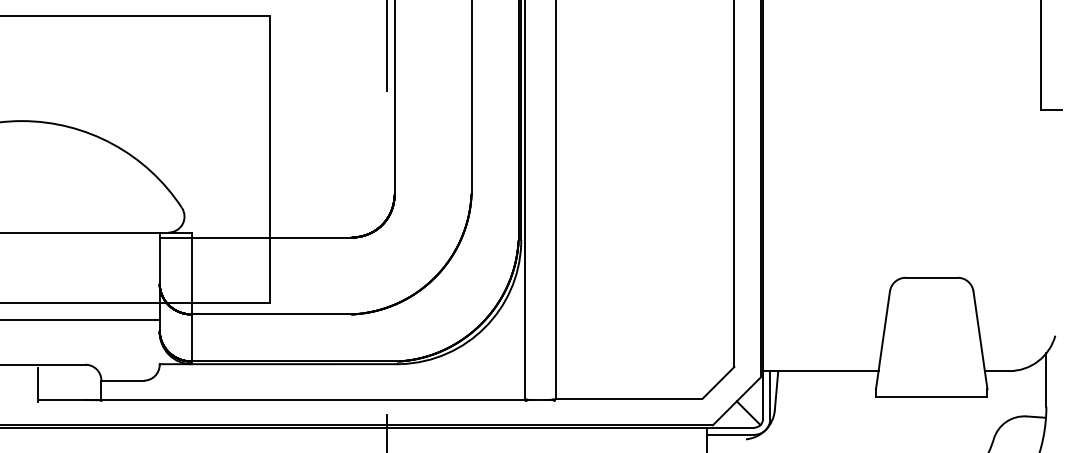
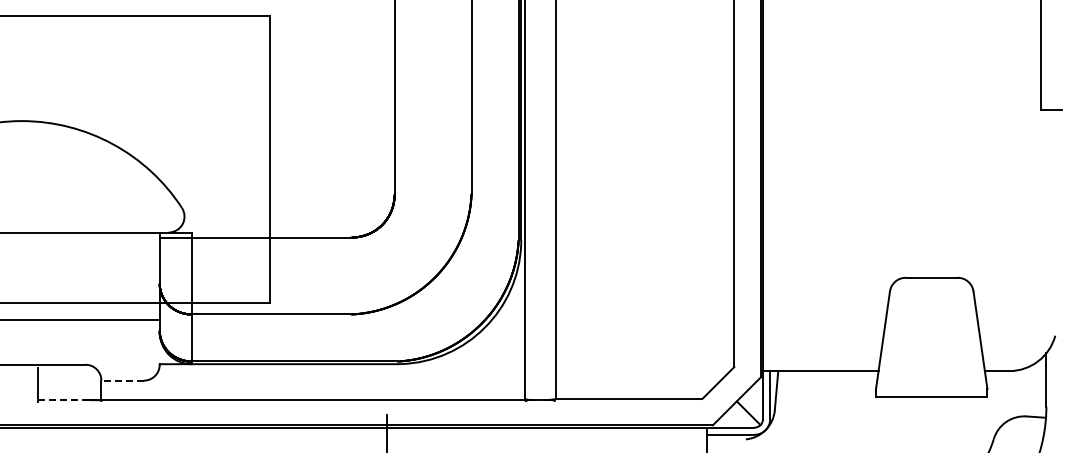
line: present -> none (386, 46)
line: solid -> dashed (122, 380)
line: solid -> dashed (61, 400)
